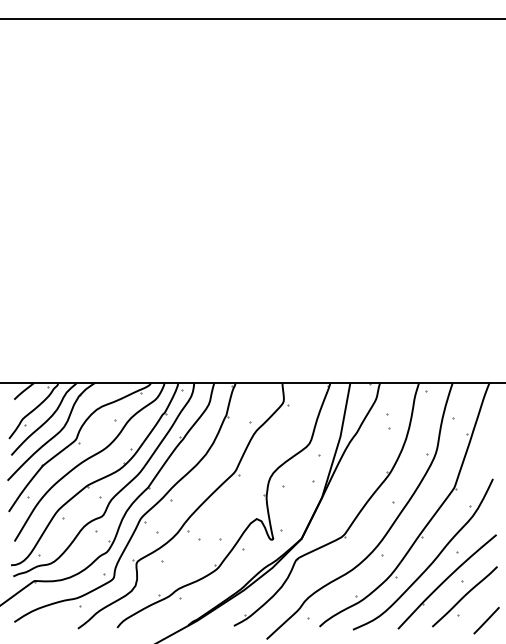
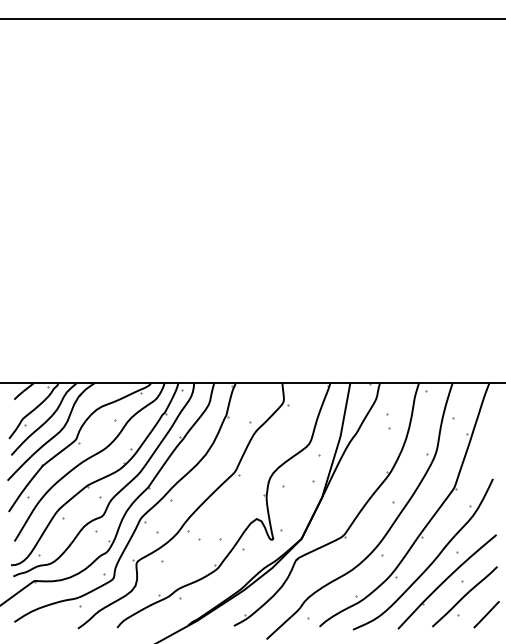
line position: (486, 620) -> (486, 614) (486, 614)
